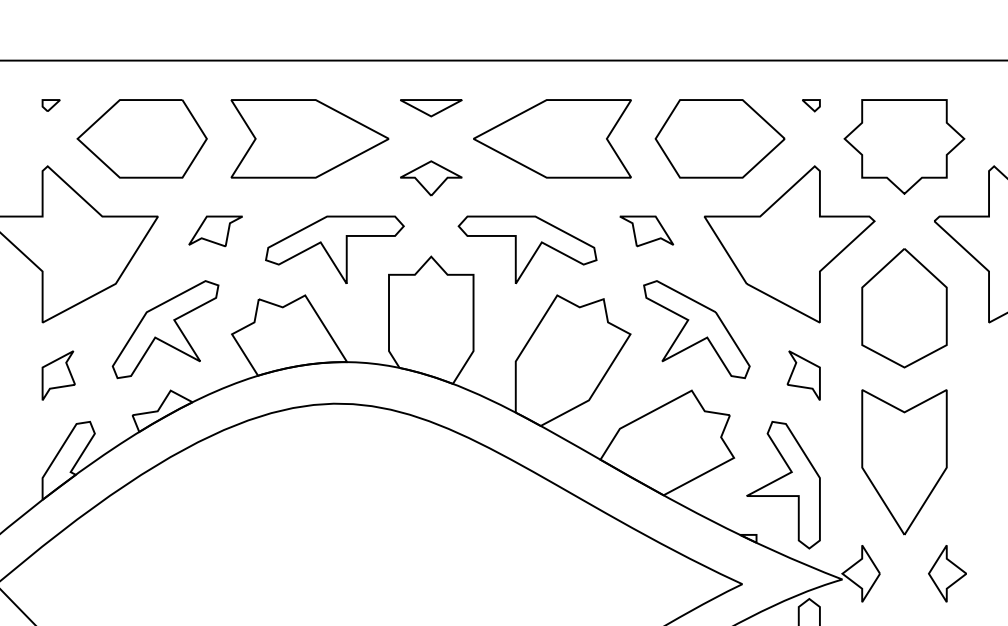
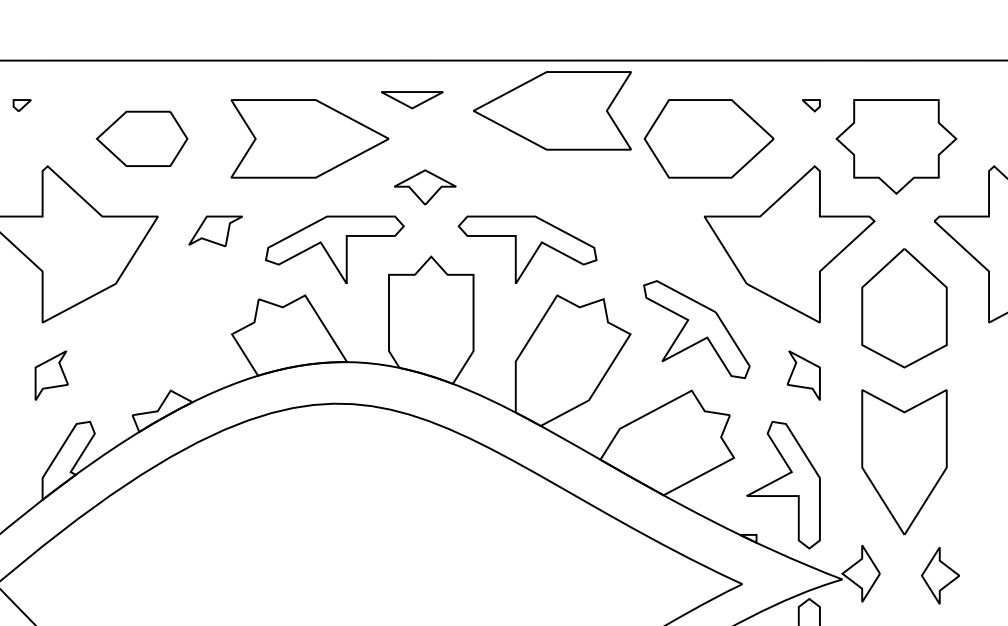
part position: (50, 105) -> (21, 105) (21, 105)
part position: (431, 108) -> (412, 100) (412, 100)
part size: 132x80 px -> 94x57 px (141, 138)
part position: (552, 138) -> (552, 110) (552, 110)
part position: (719, 138) -> (708, 138) (708, 138)
part position: (904, 146) -> (896, 146) (896, 146)
part position: (431, 178) -> (425, 187) (425, 187)
part: present -> none (646, 231)
part: present -> none (165, 329)
part position: (58, 375) -> (51, 375) (51, 375)
part position: (947, 573) -> (940, 575) (940, 575)
